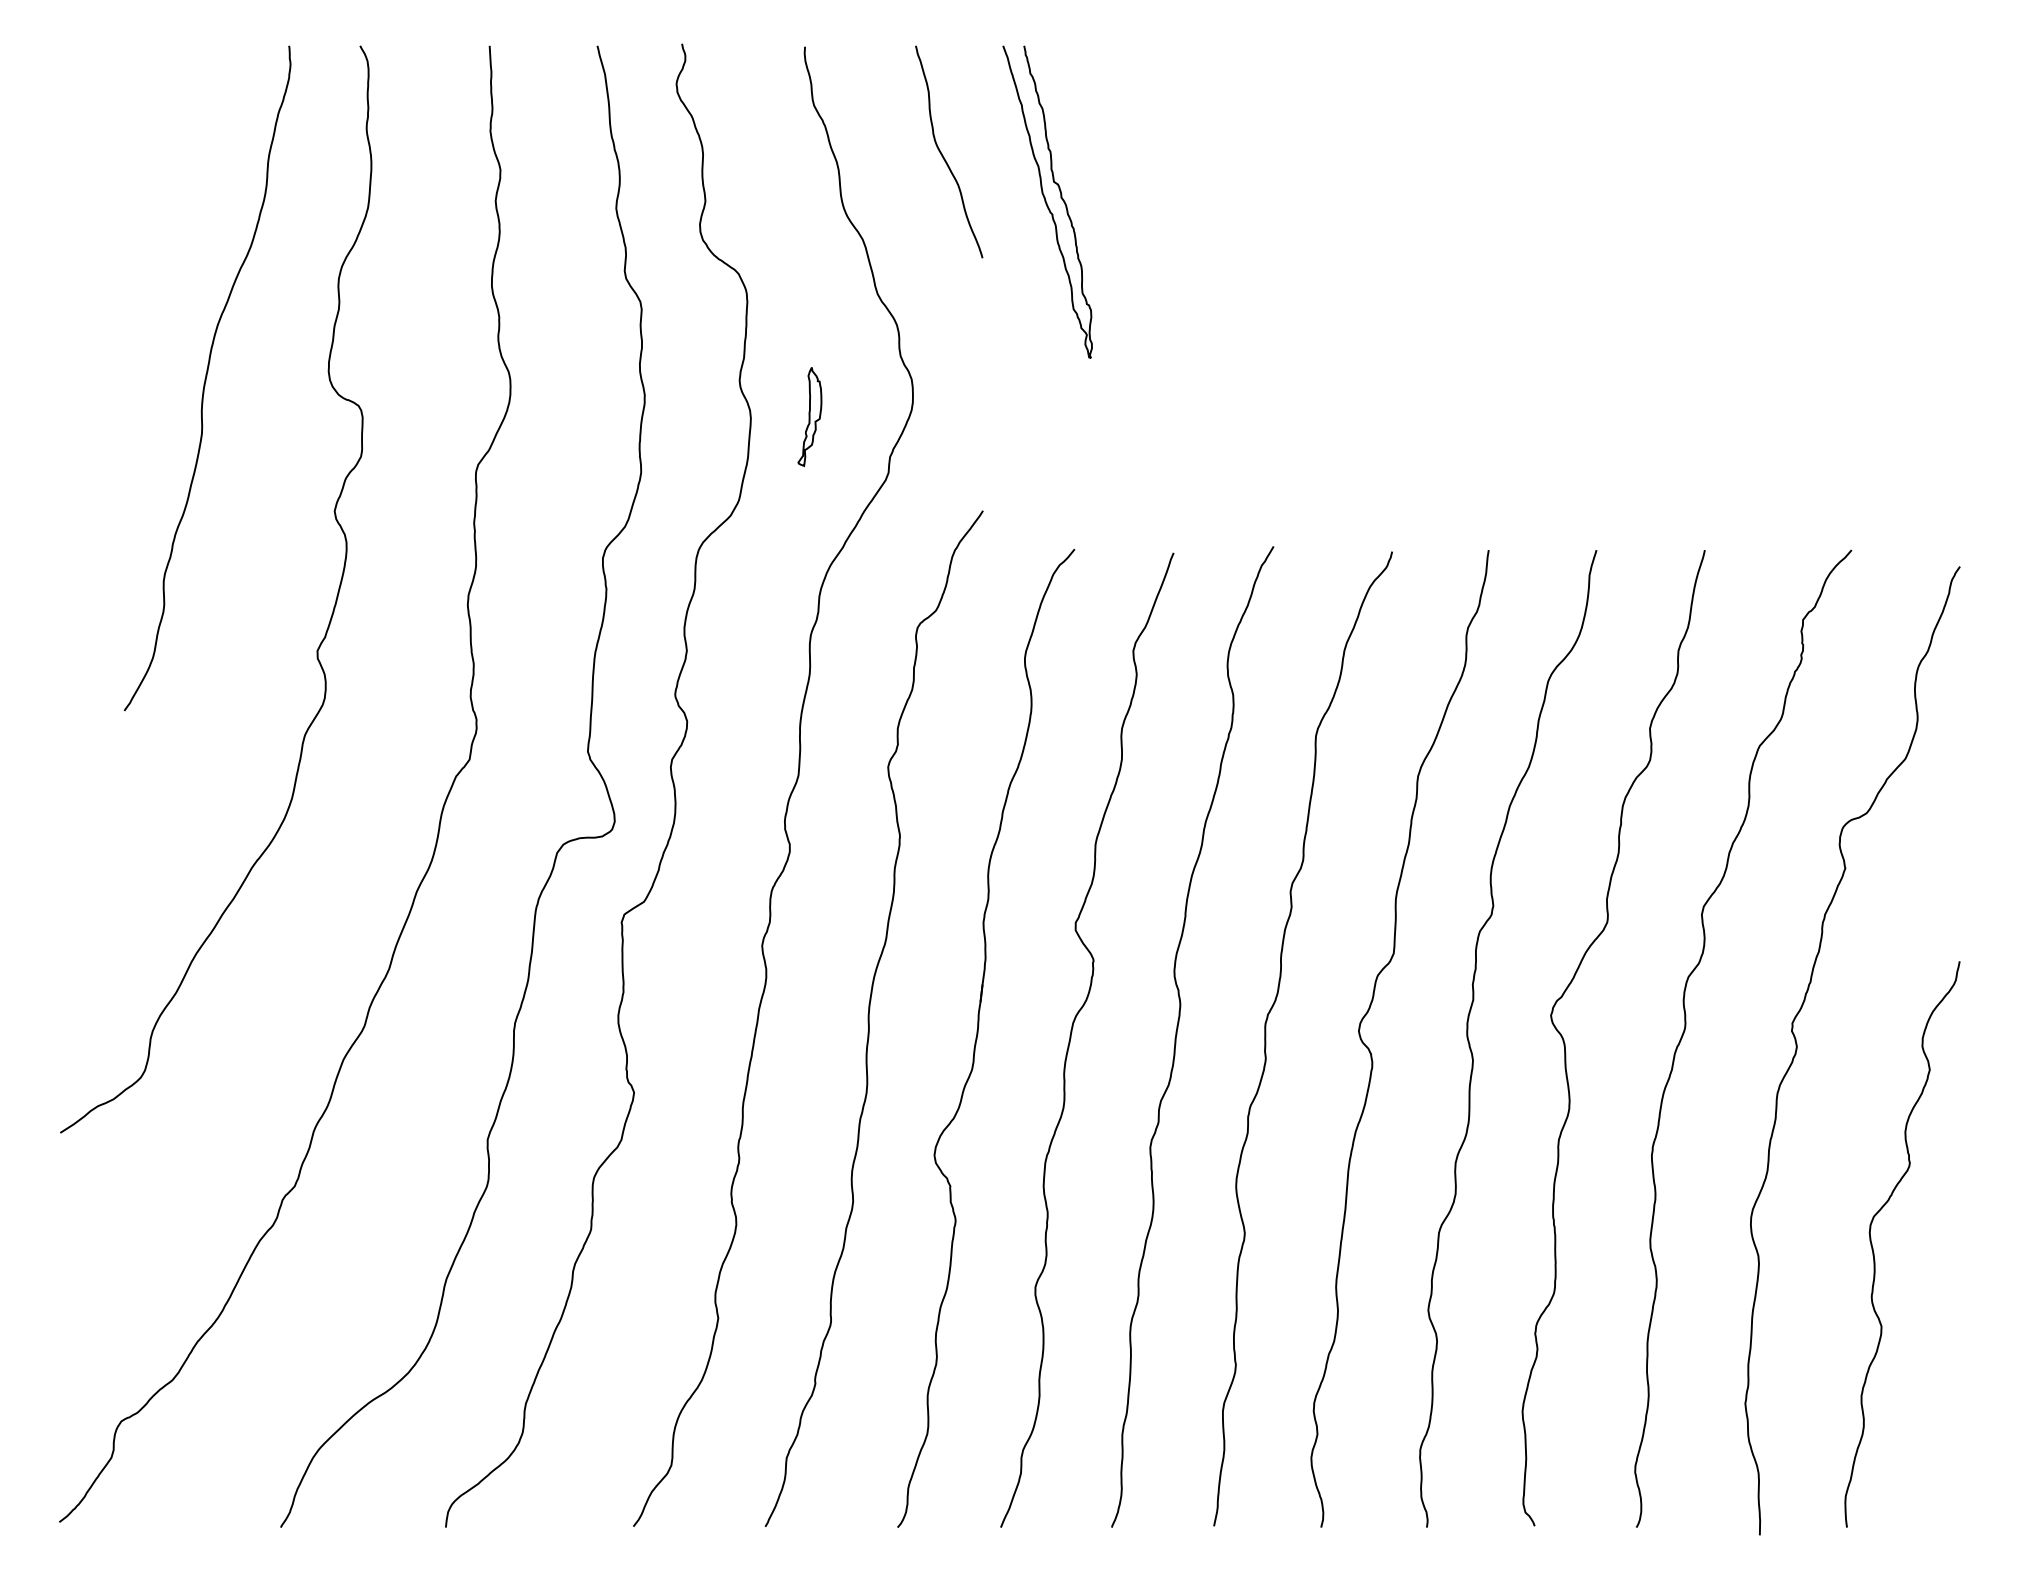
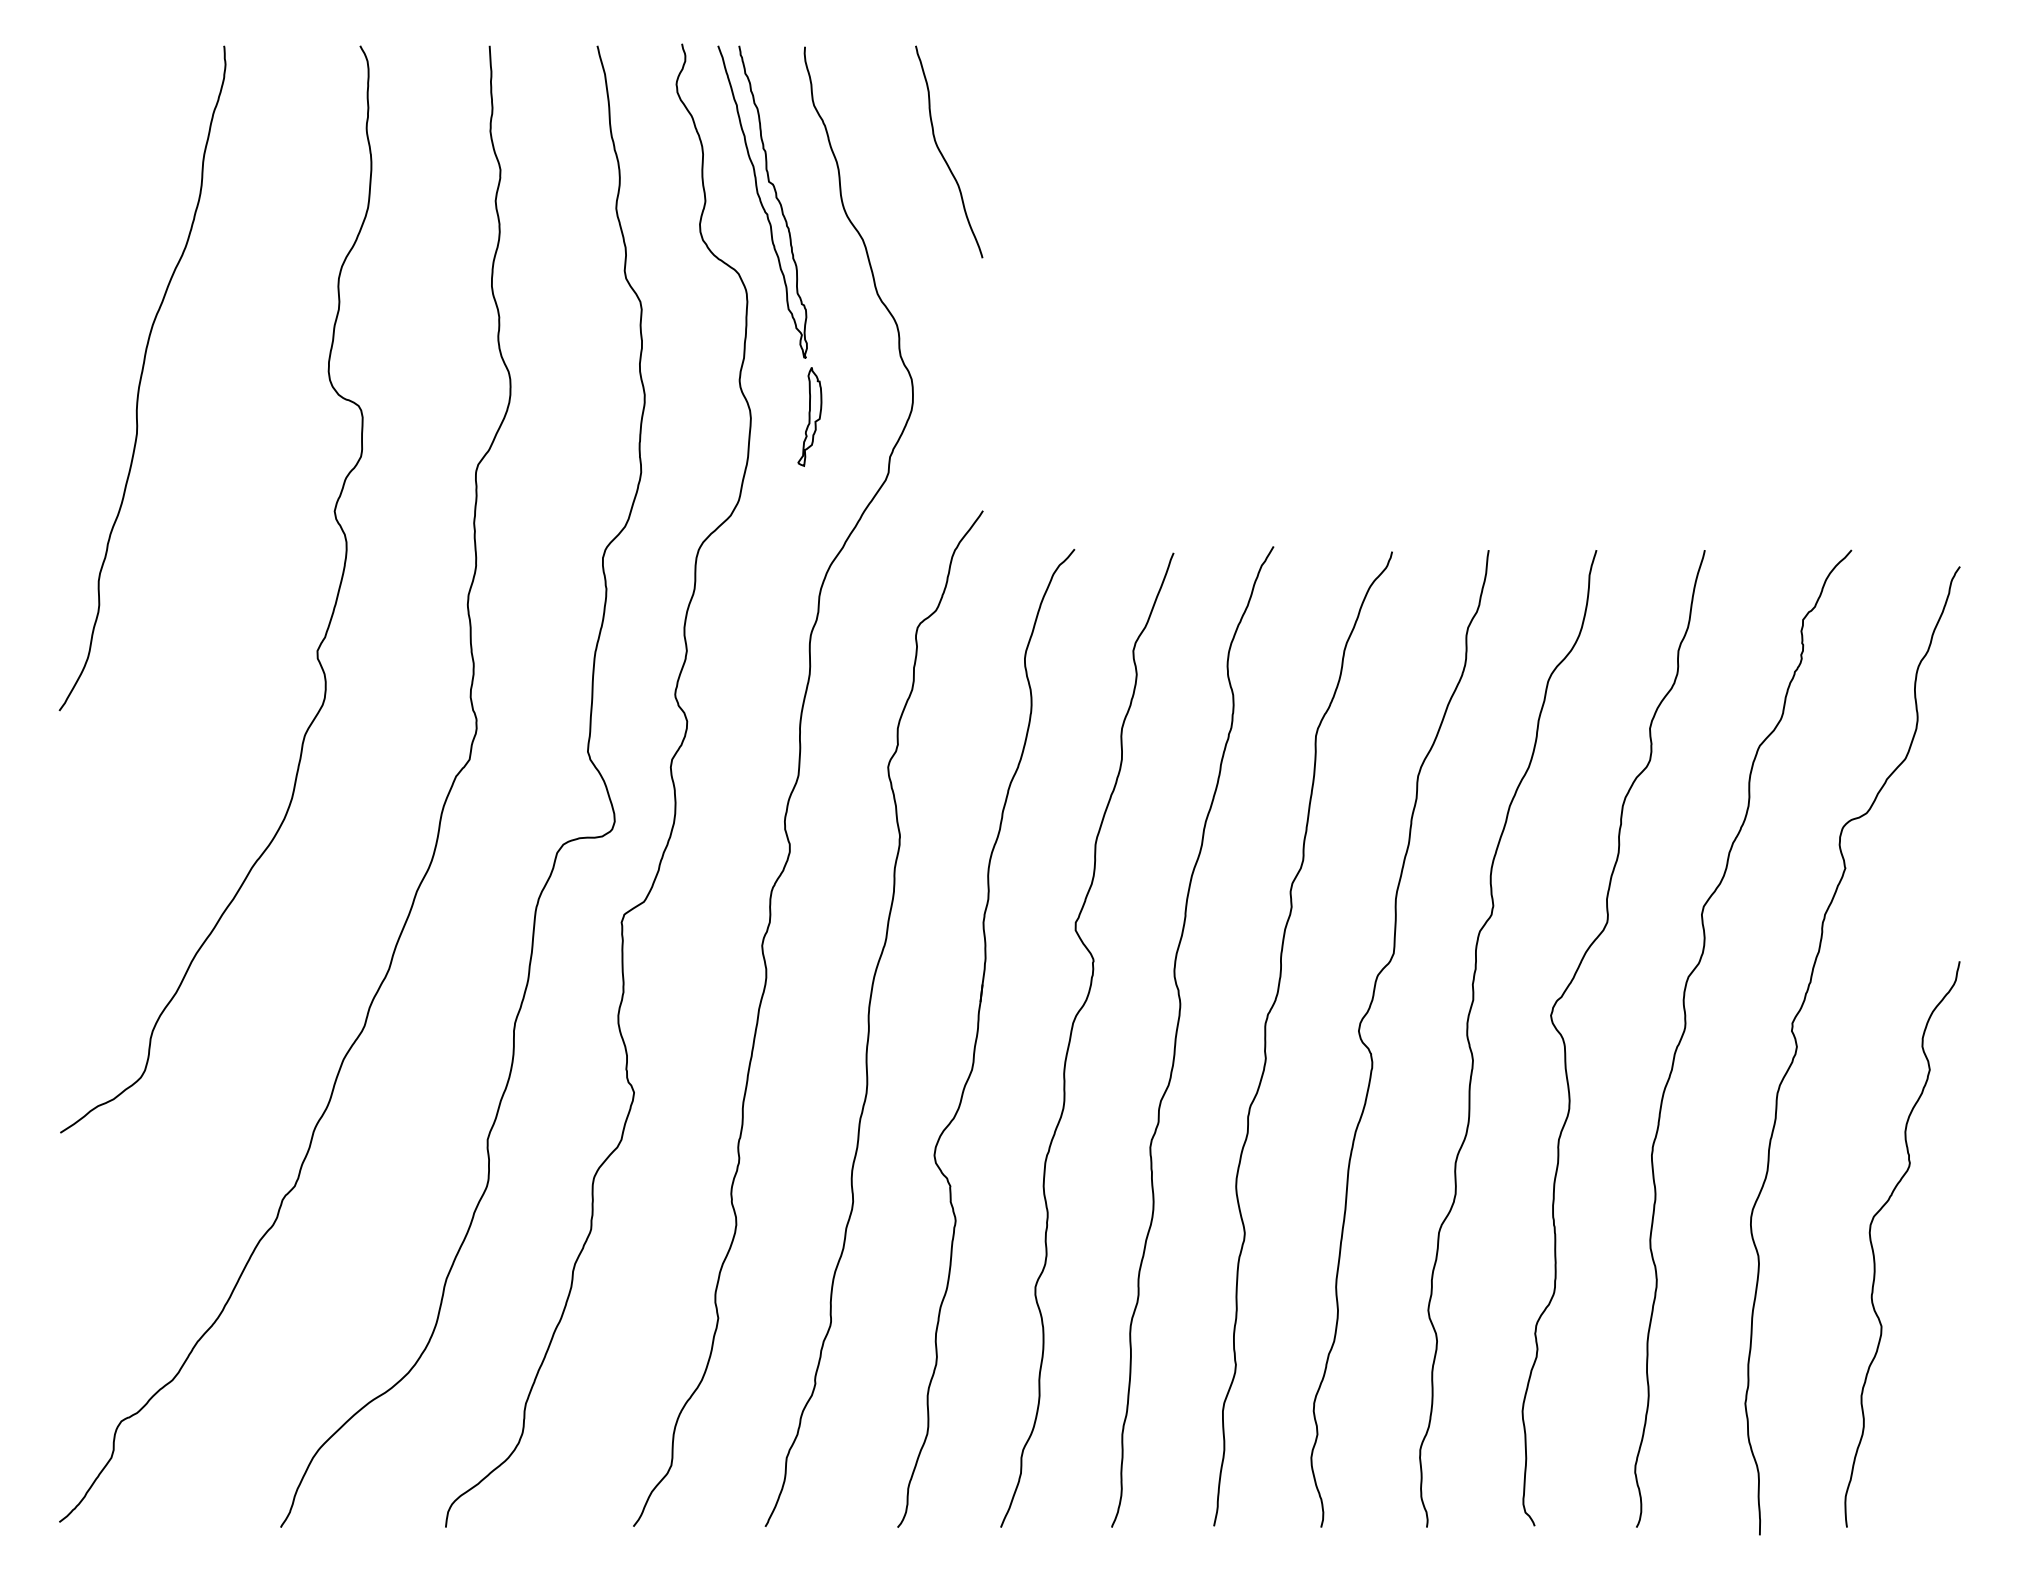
curve position: (1046, 201) -> (761, 201) (761, 201)
curve position: (206, 378) -> (141, 378) (141, 378)
